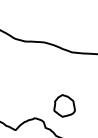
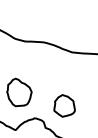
part: none -> present (19, 92)
